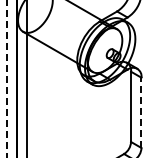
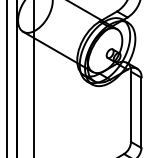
line: dashed -> solid (6, 78)
line position: (27, 78) -> (34, 78) (34, 78)
line: dashed -> solid (141, 112)
